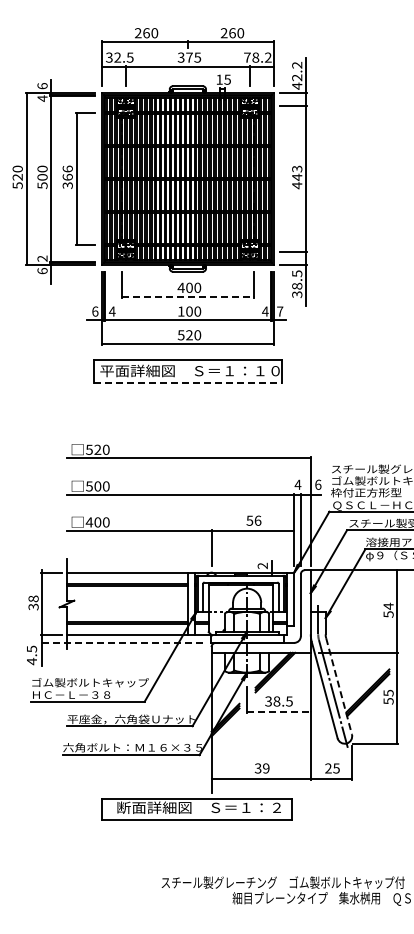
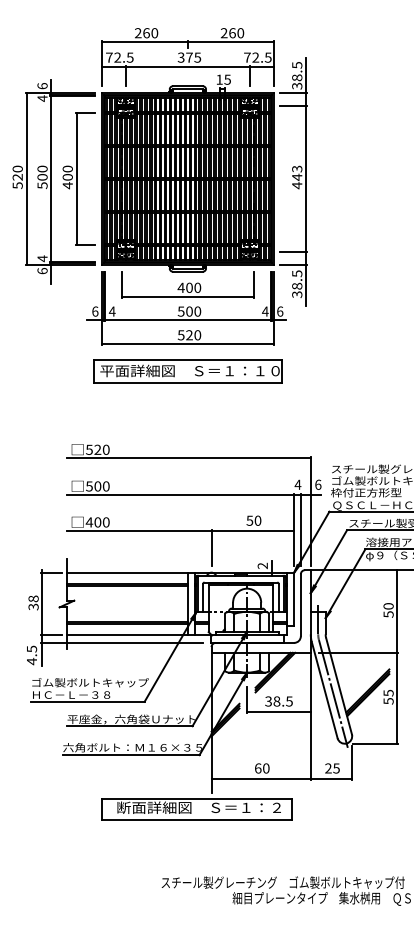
text: 32.5 -> 72.5 (109, 57)
text: 78.2 -> 72.5 (261, 57)
text: 42.2 -> 38.5 (297, 75)
text: 366 -> 400 (67, 177)
text: 2 -> 4 (42, 258)
line: dashed -> solid (188, 296)
text: 100 -> 500 (180, 311)
text: 7 -> 6 (280, 311)
line: dashed -> solid (188, 383)
text: 56 -> 50 (257, 520)
text: 54 -> 50 (388, 606)
line: dashed -> solid (121, 642)
line: dashed -> solid (339, 686)
line: dashed -> solid (278, 711)
text: 39 -> 60 (261, 768)
